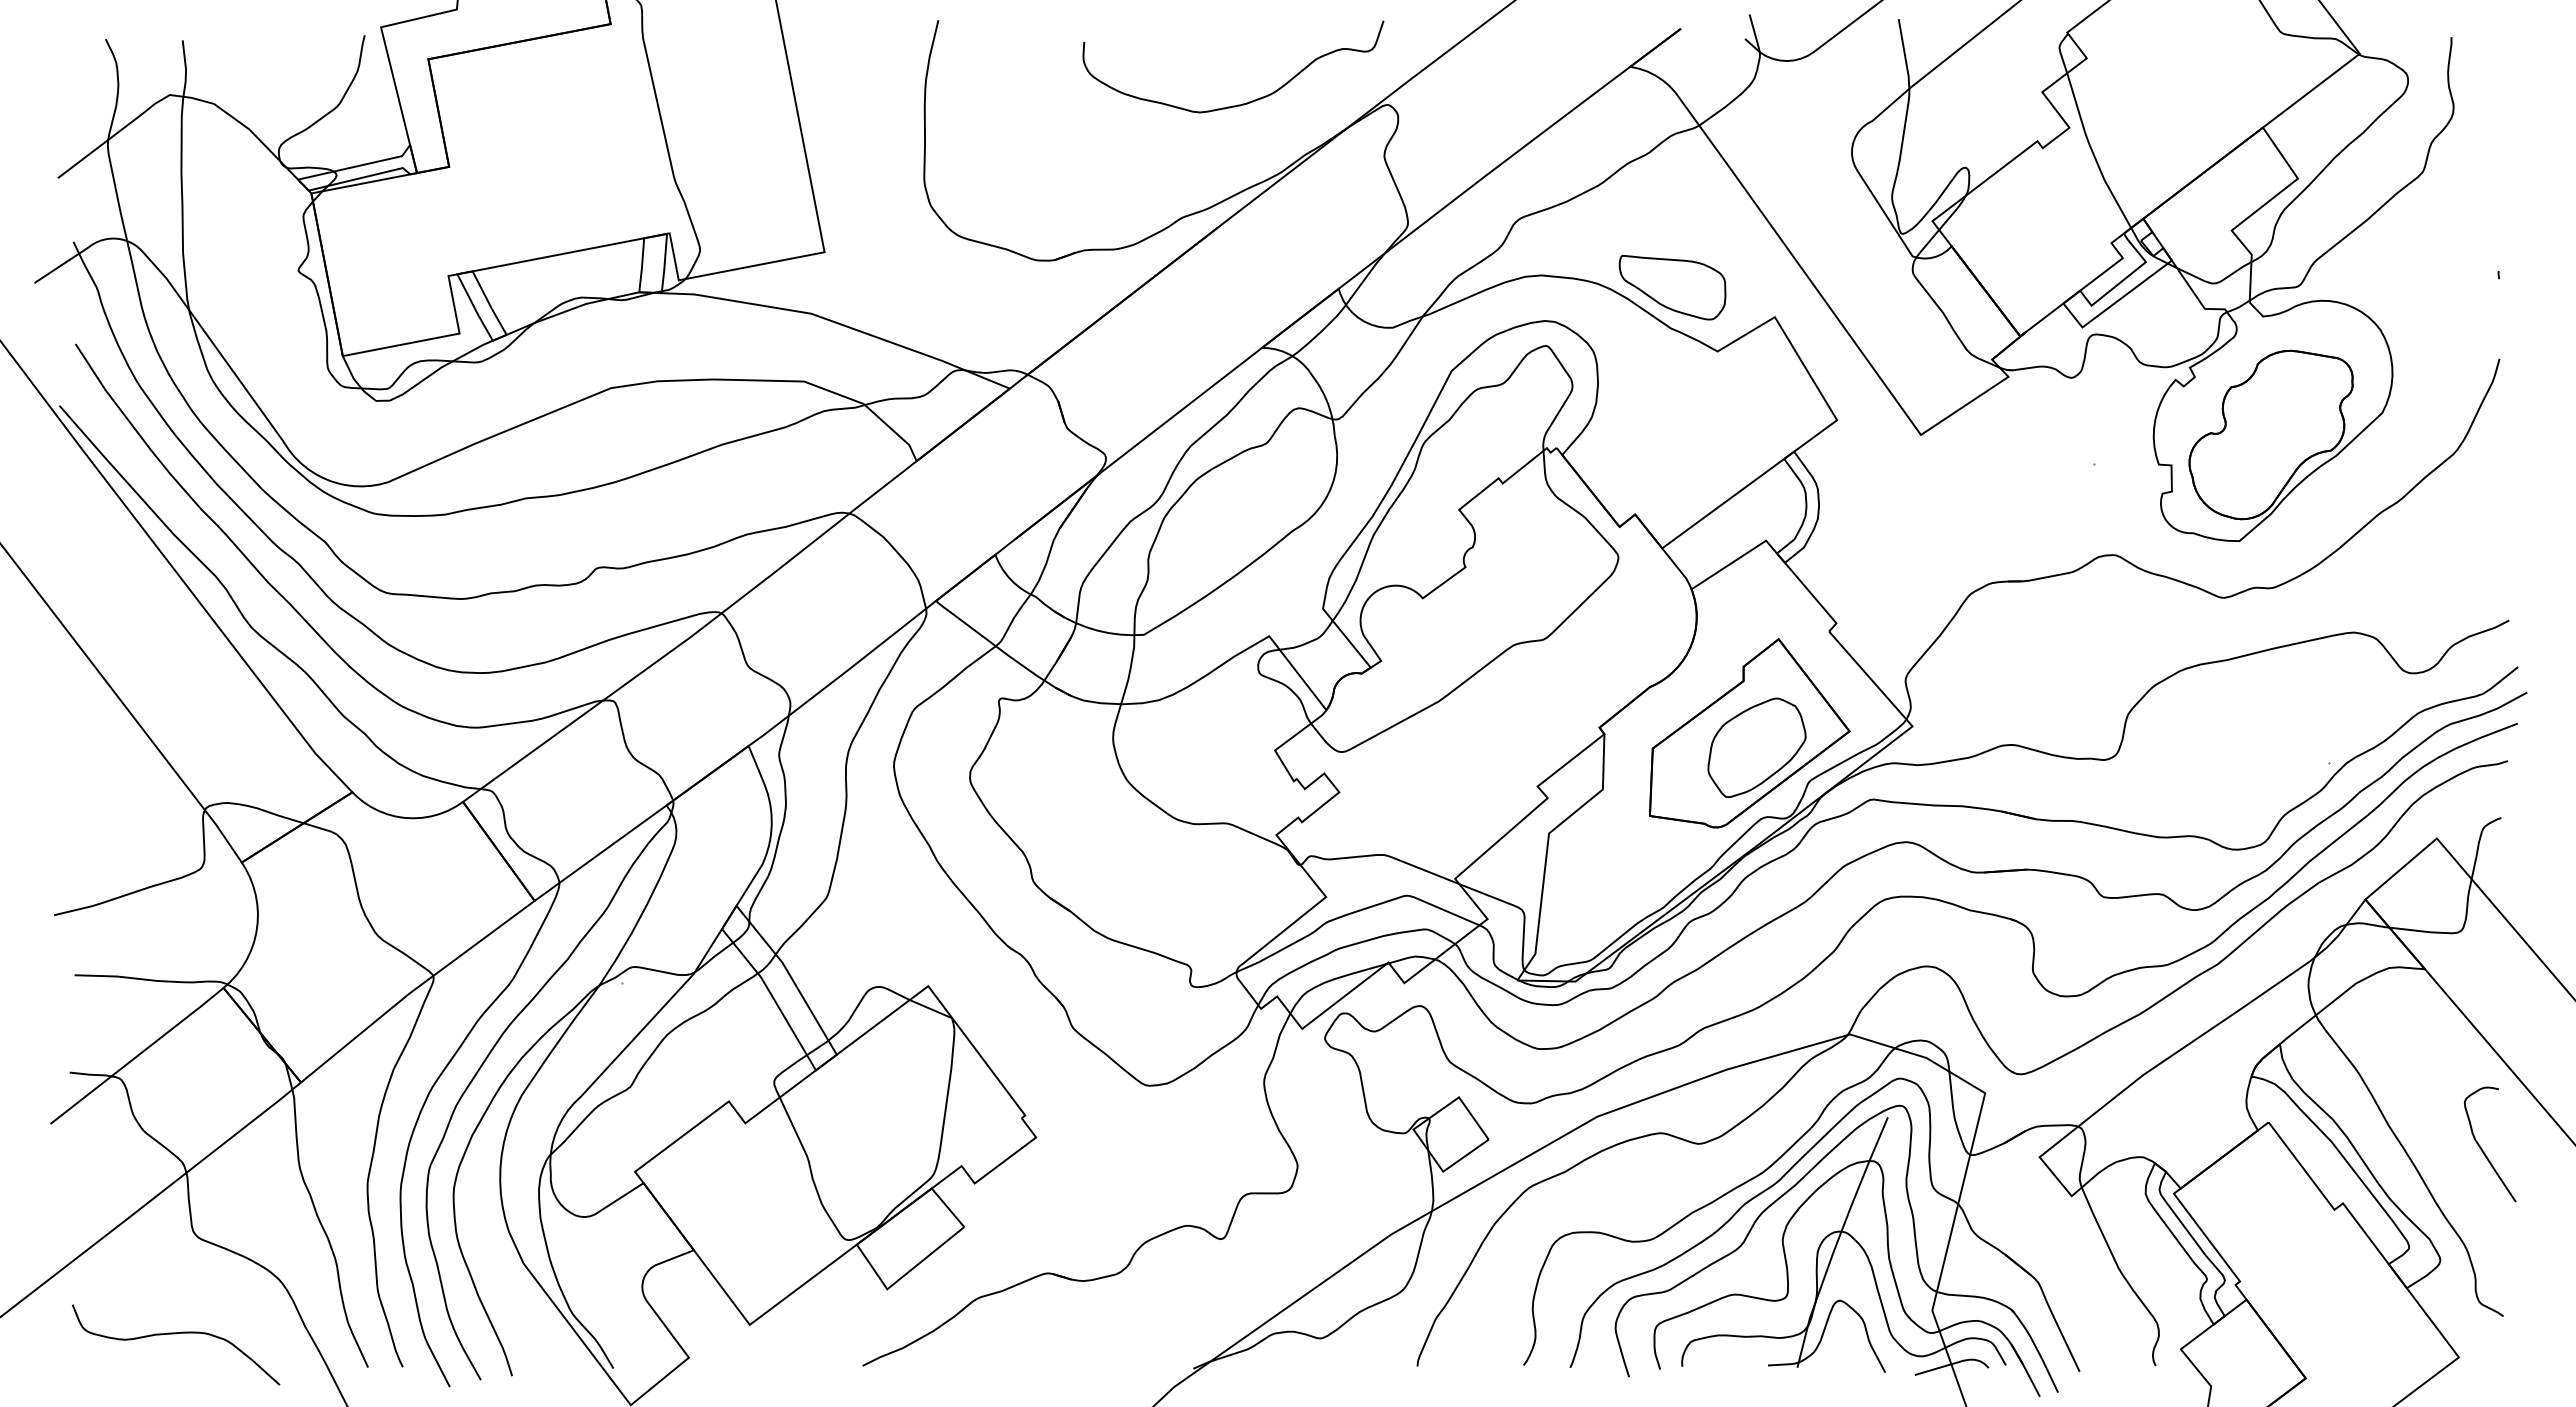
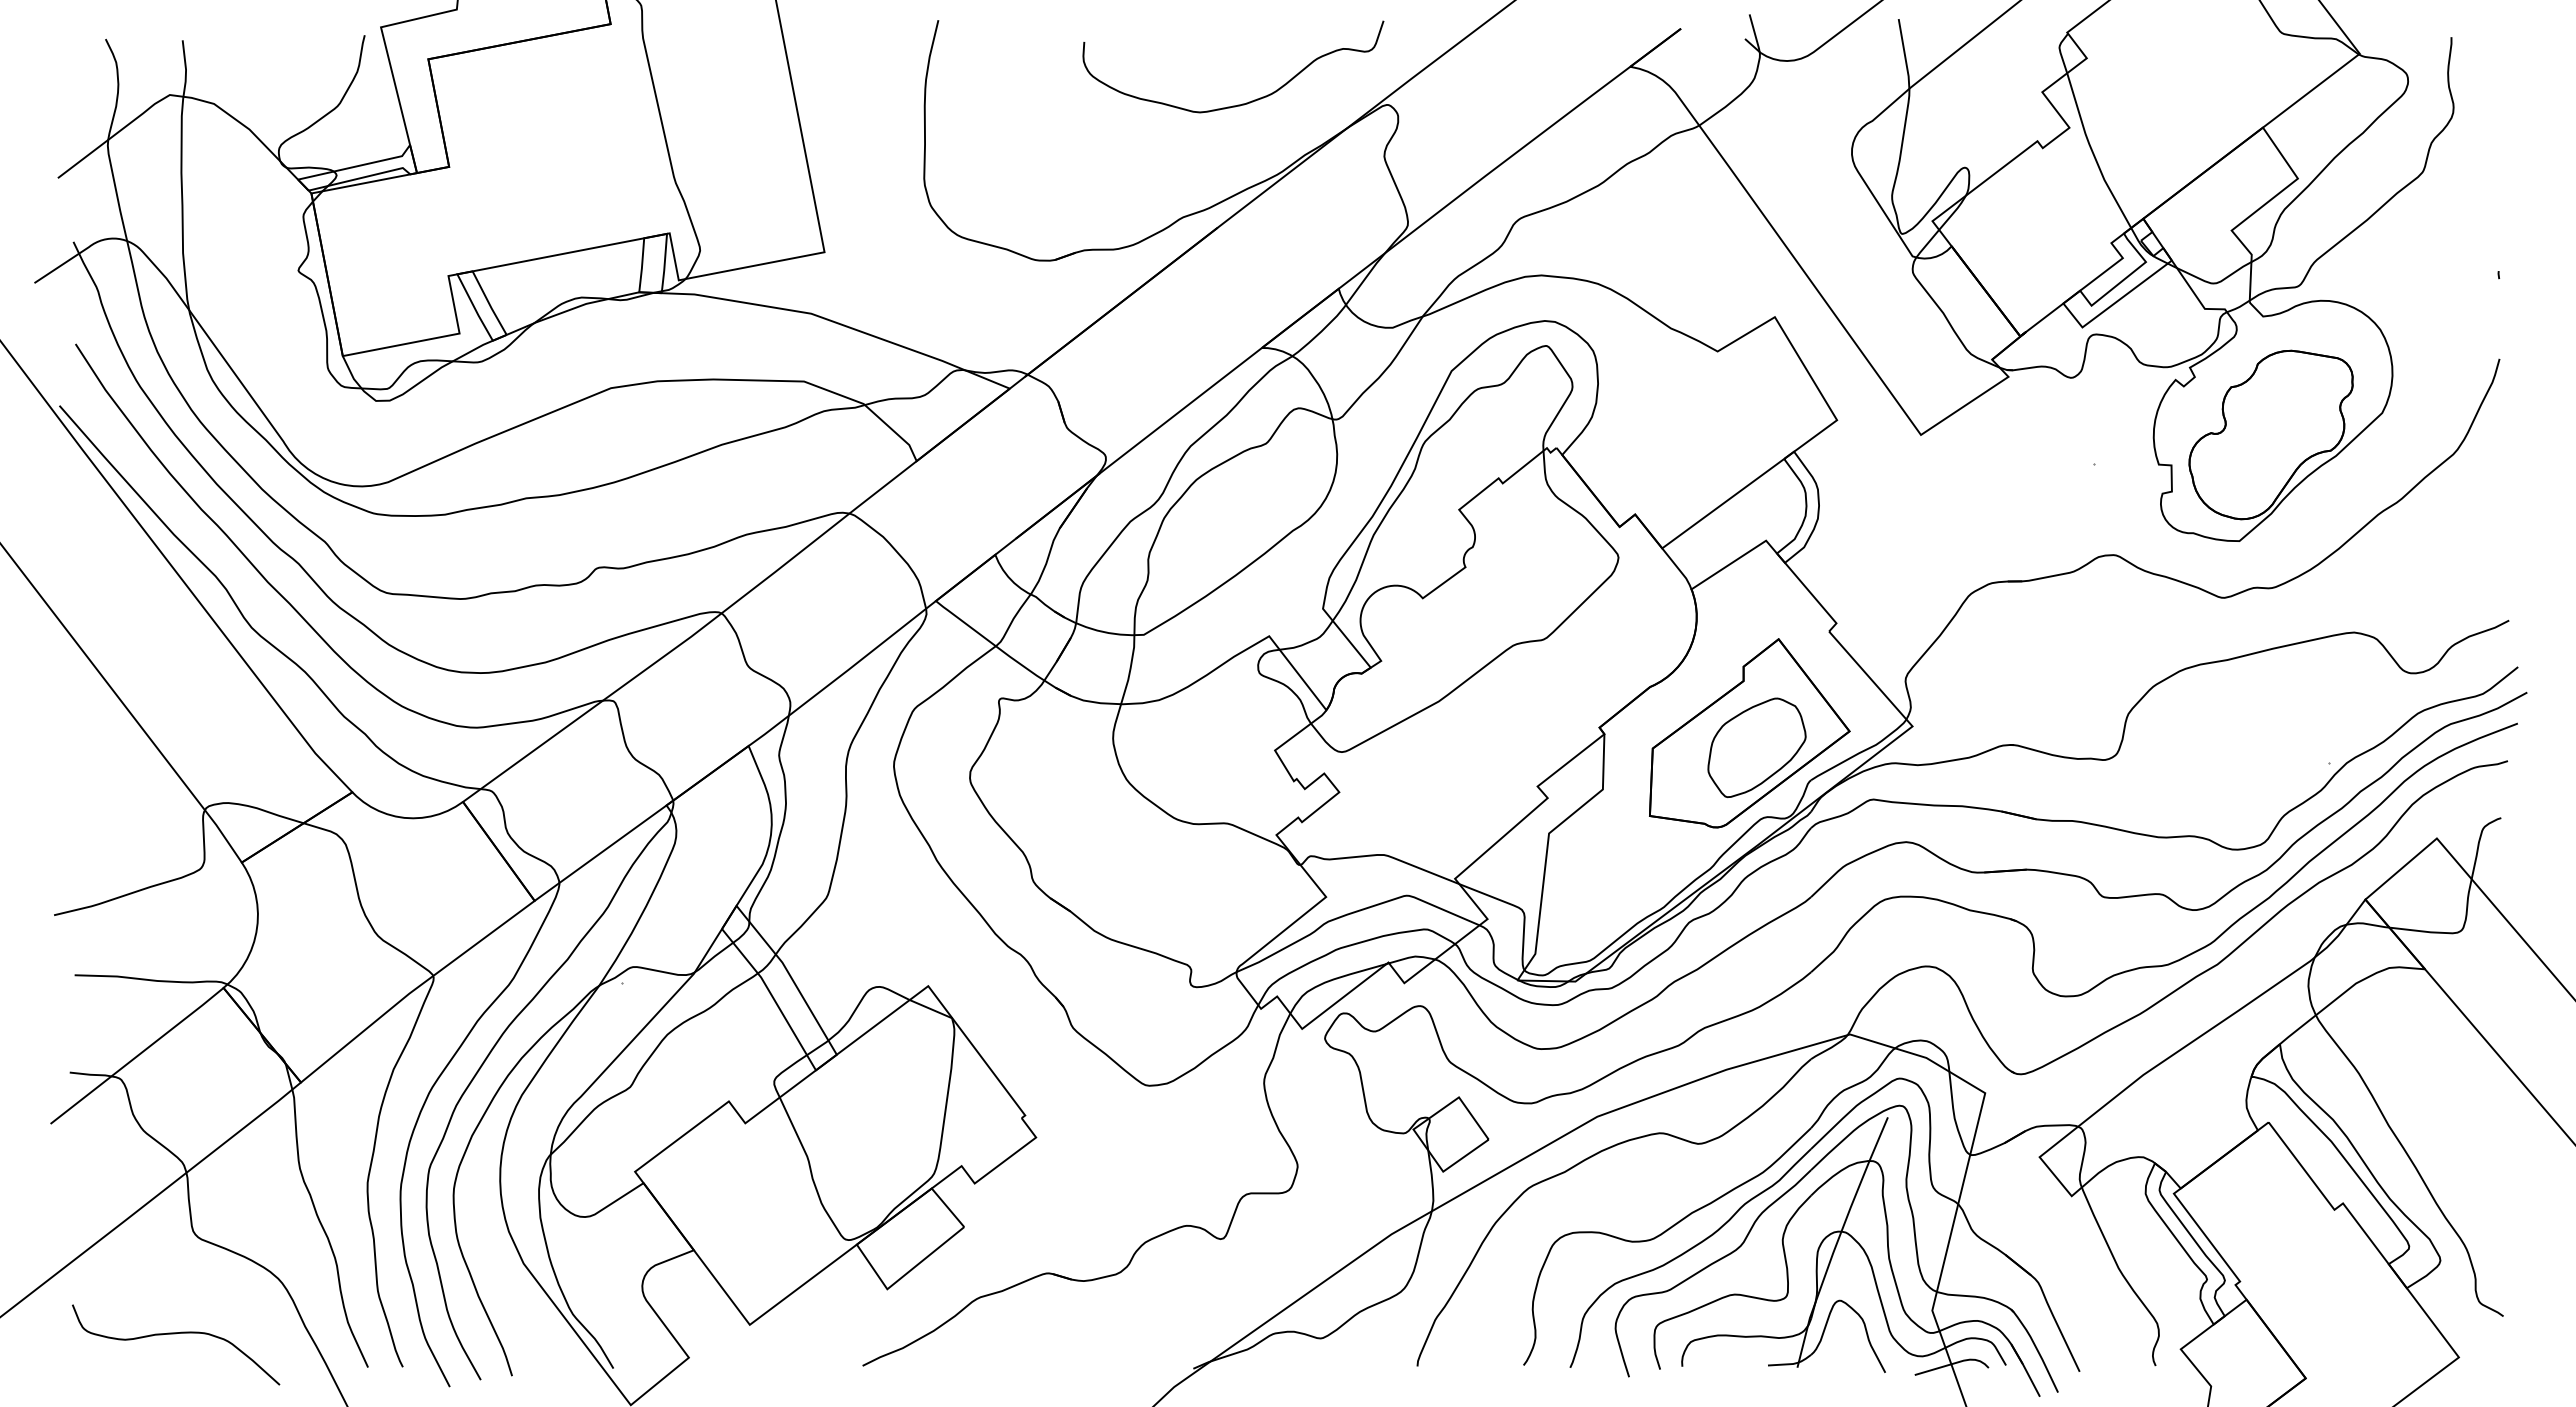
part: present -> none (1672, 287)
curve: present -> none (2483, 1150)
